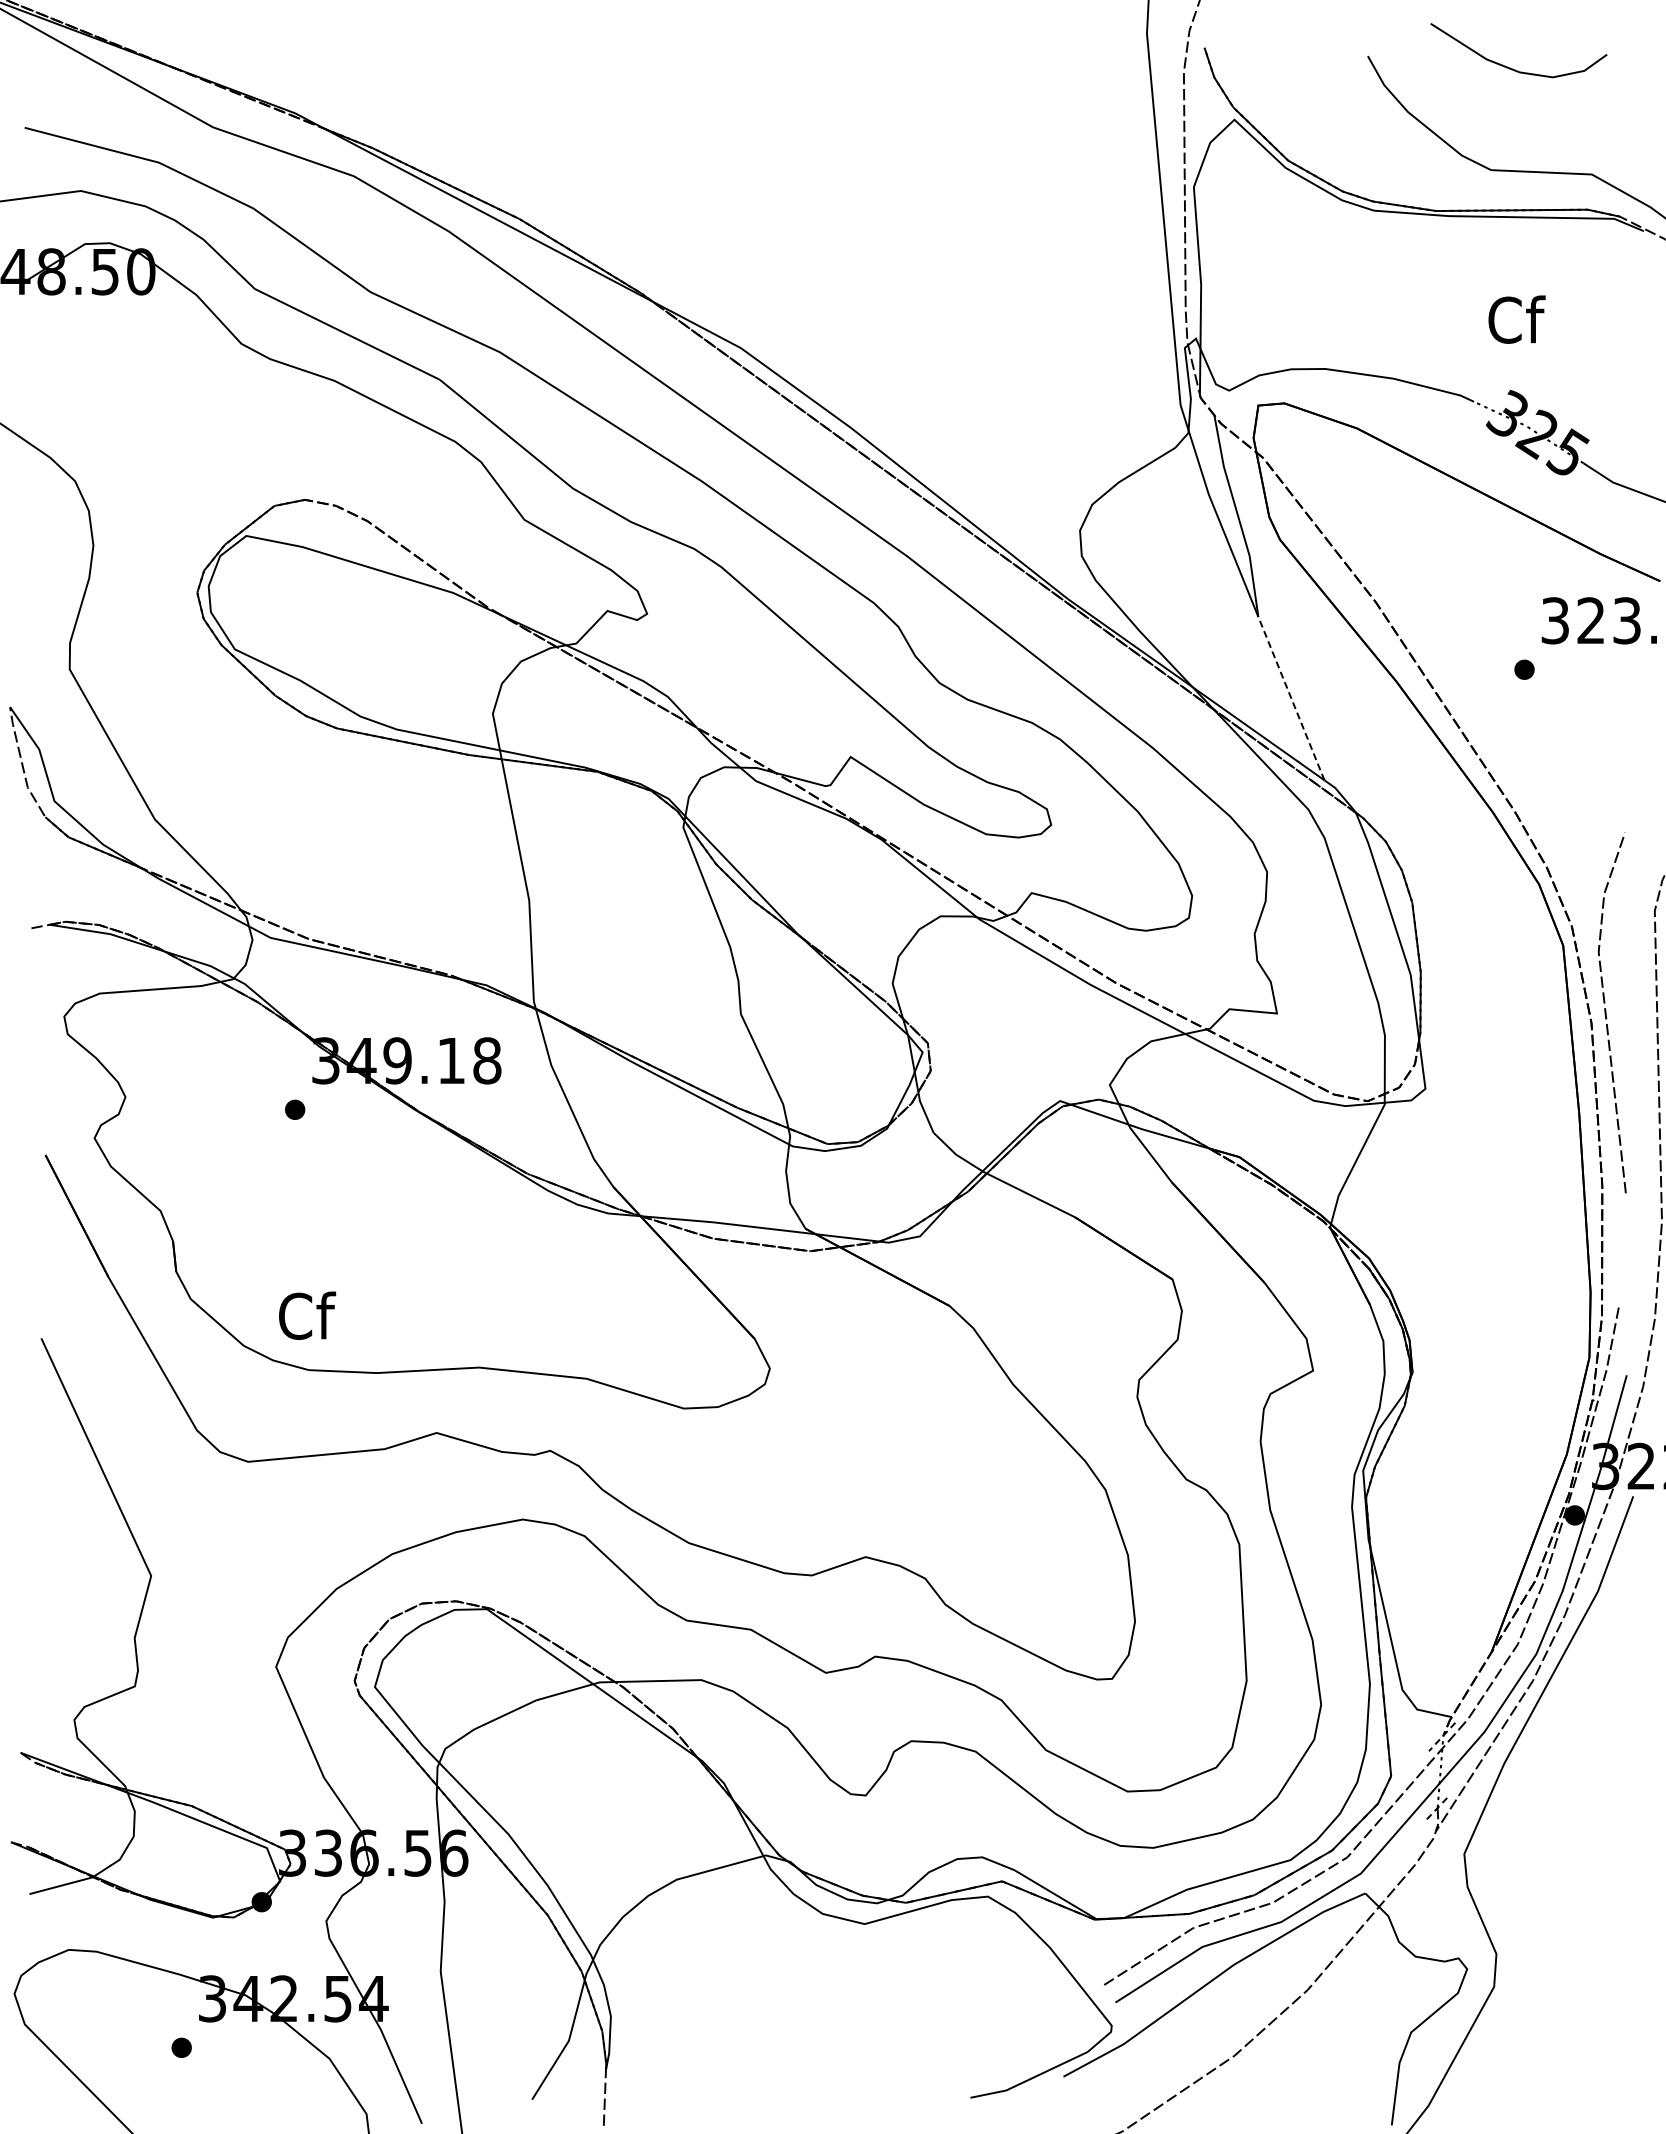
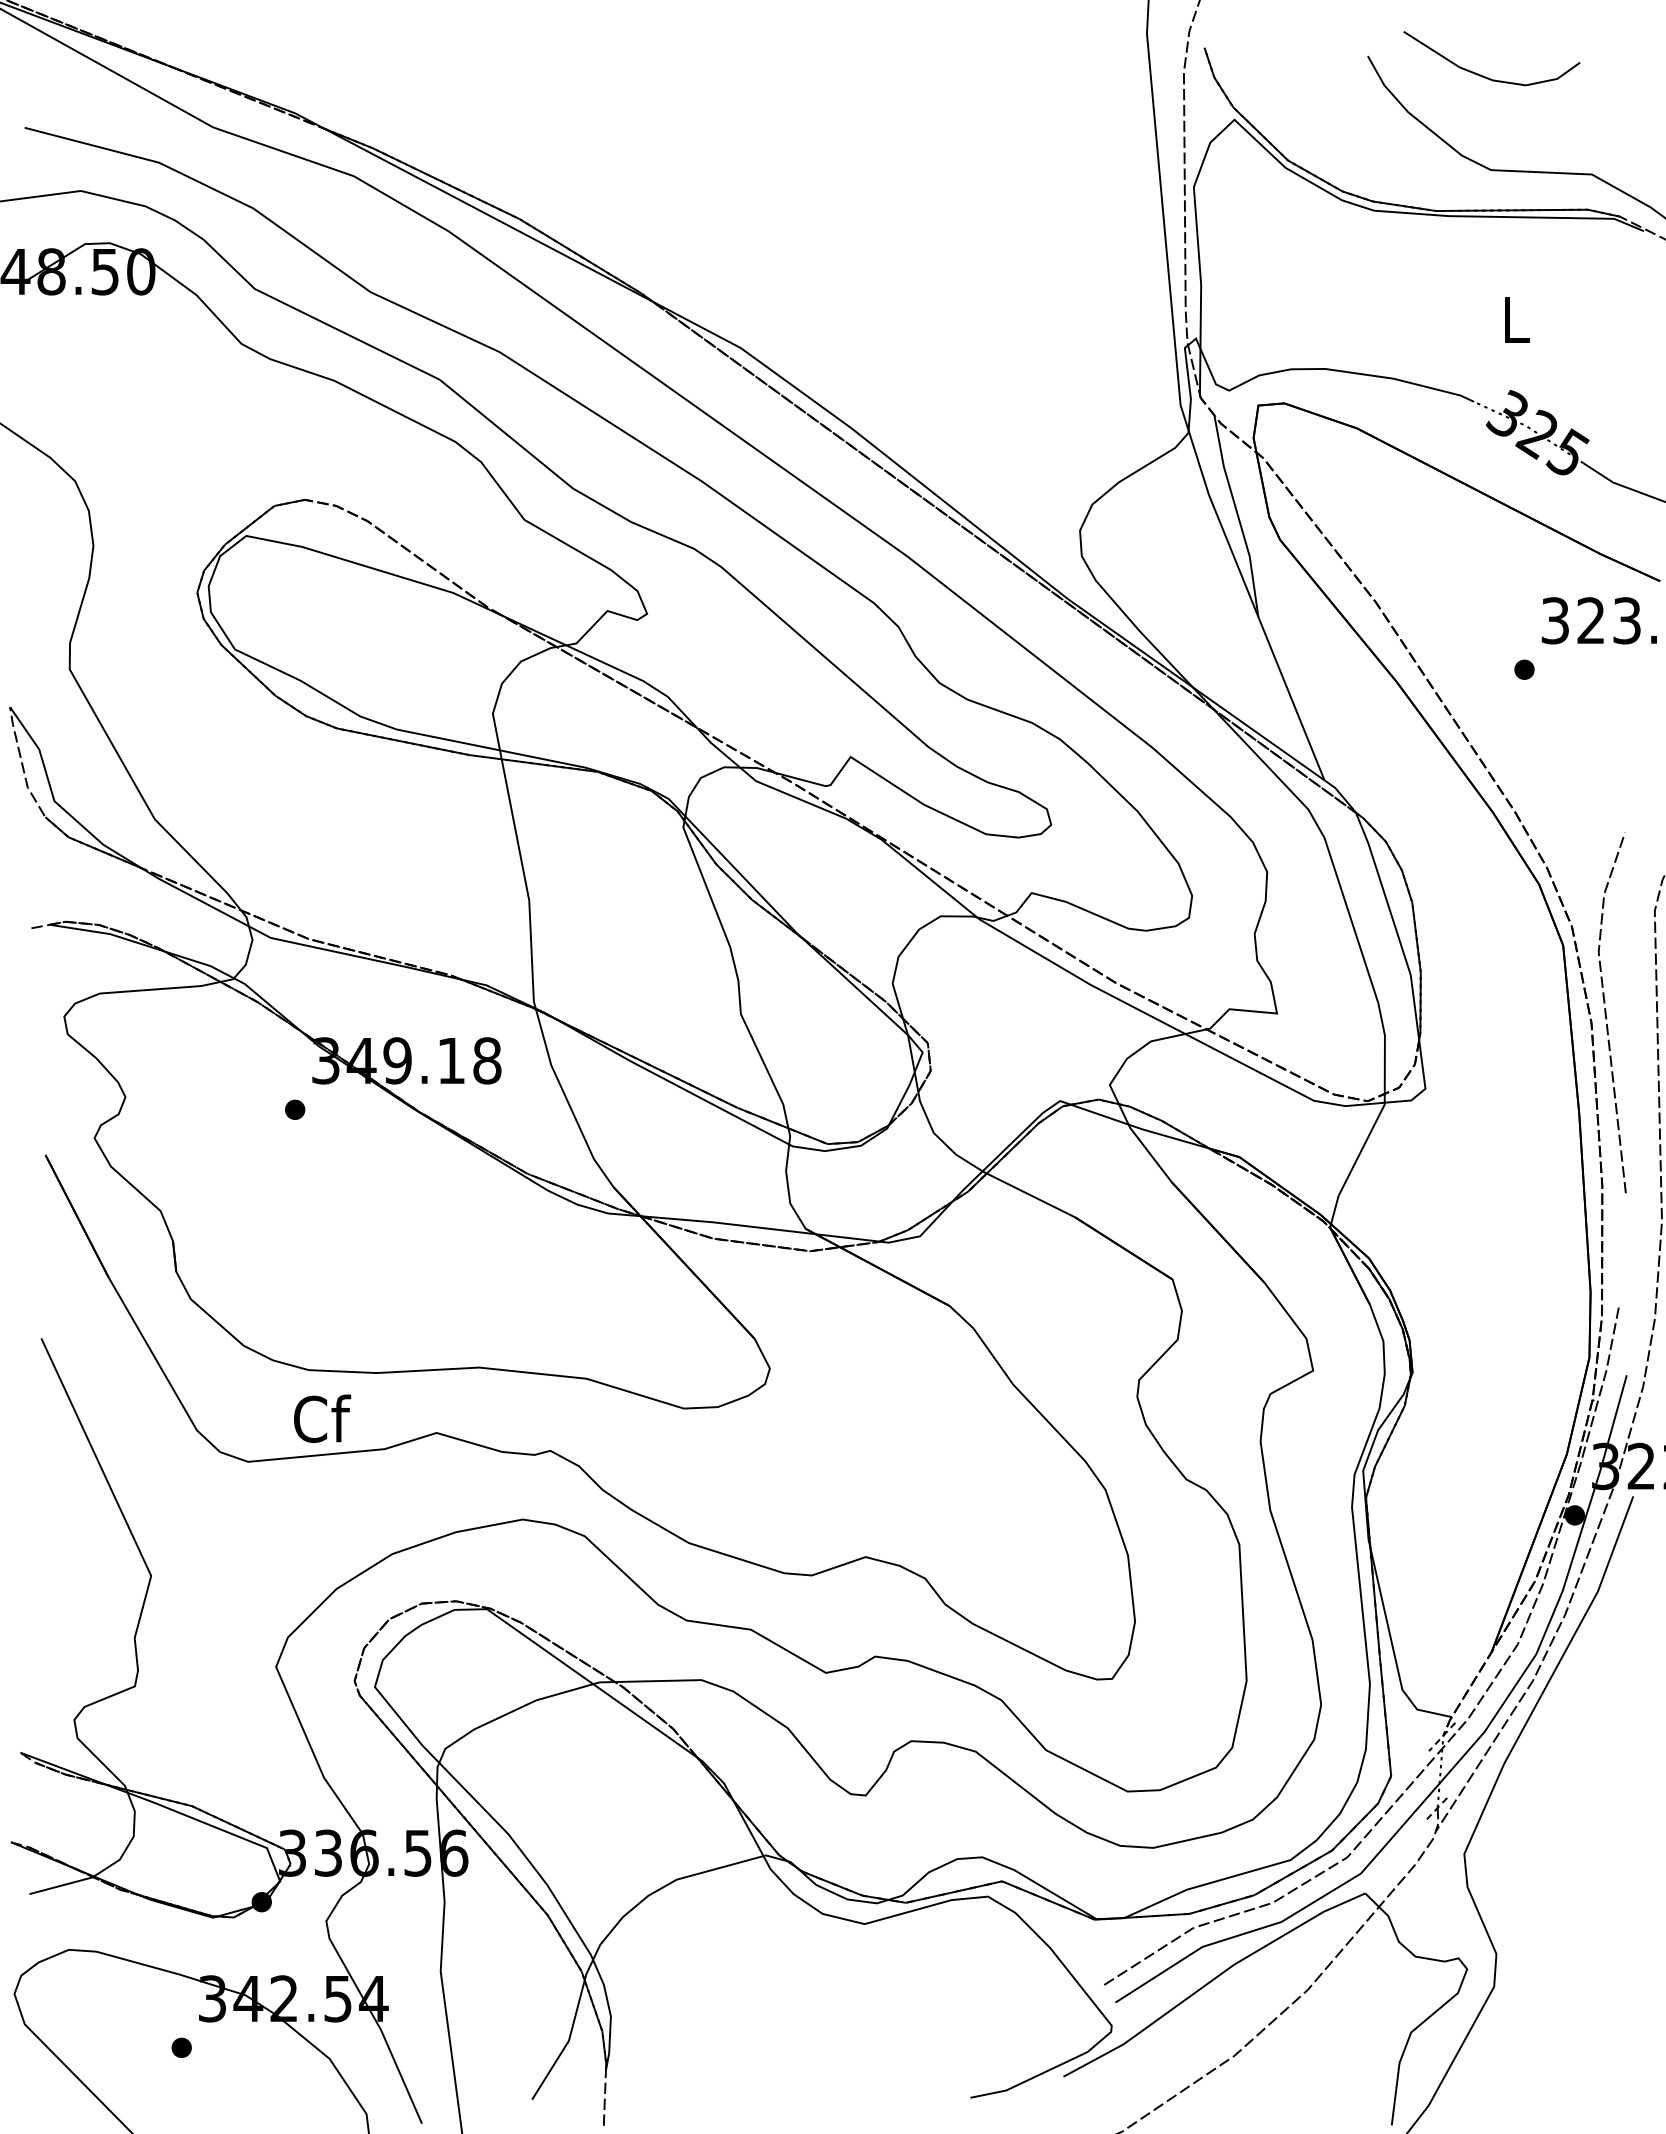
curve position: (1510, 67) -> (1483, 75) (1483, 75)
text: Cf -> L (1516, 319)
line: dashed -> solid (1291, 698)
text position: (307, 1315) -> (322, 1418) (322, 1418)
